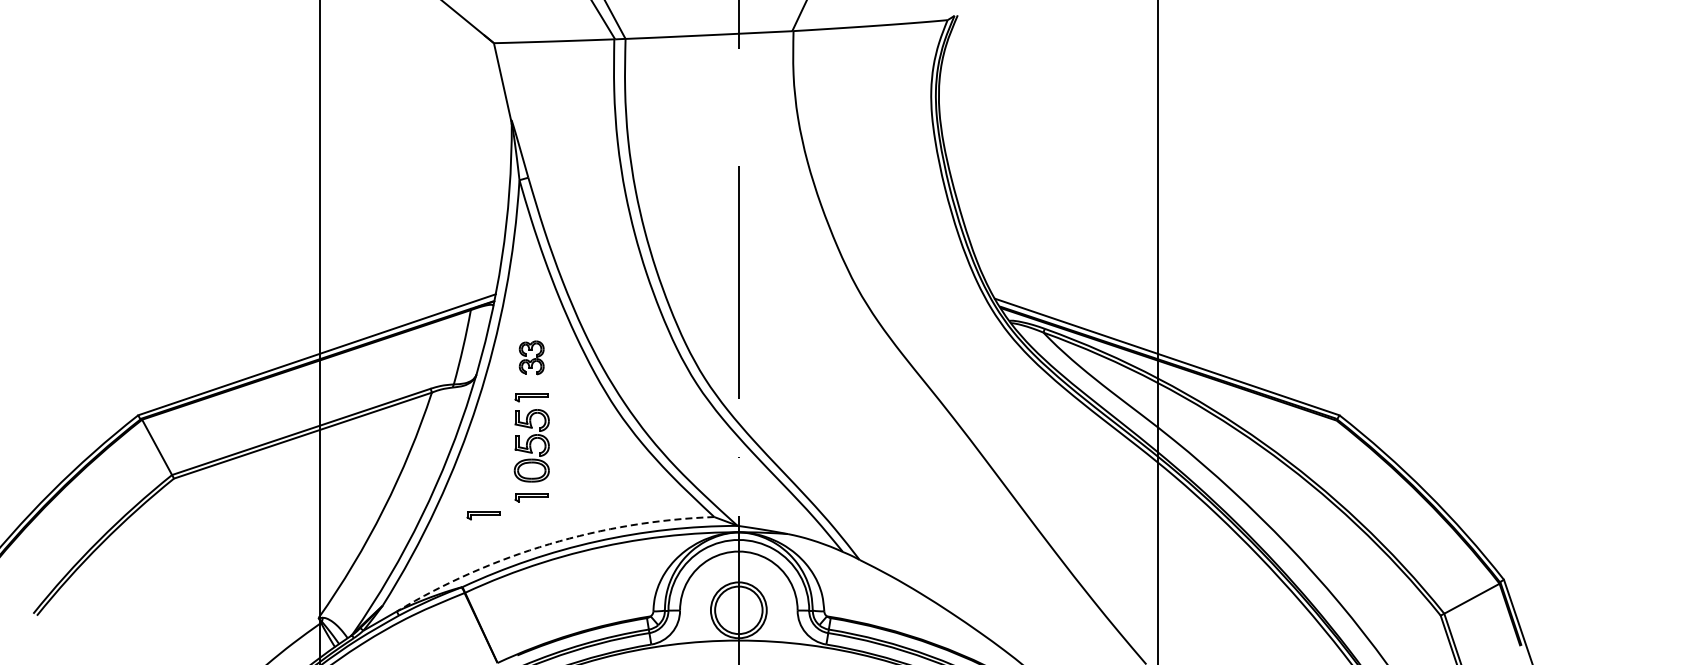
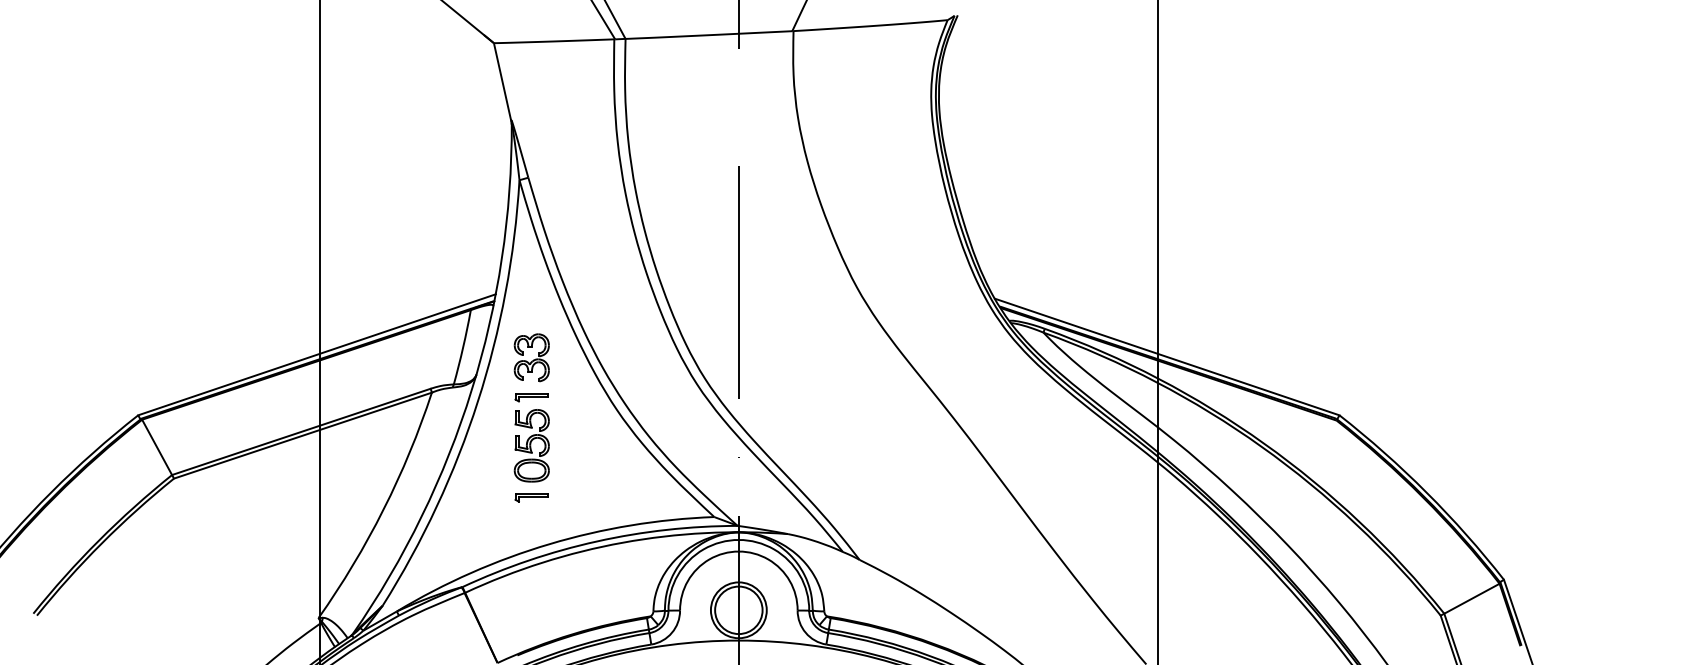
part size: 27x36 px -> 37x50 px (531, 357)
part: present -> none (483, 515)
arc: dashed -> solid (549, 544)
